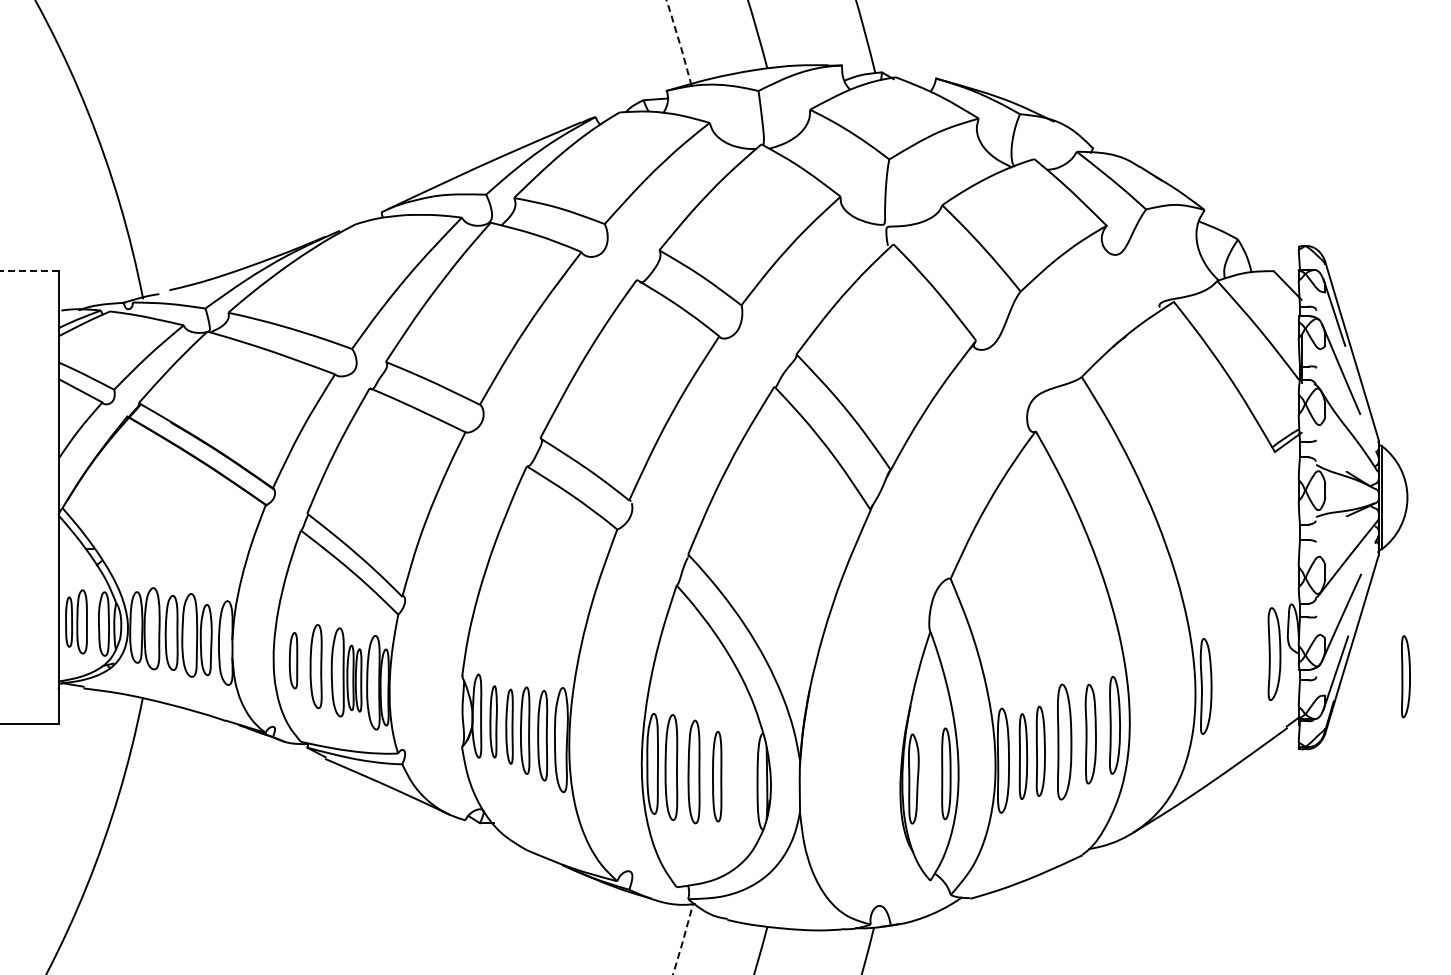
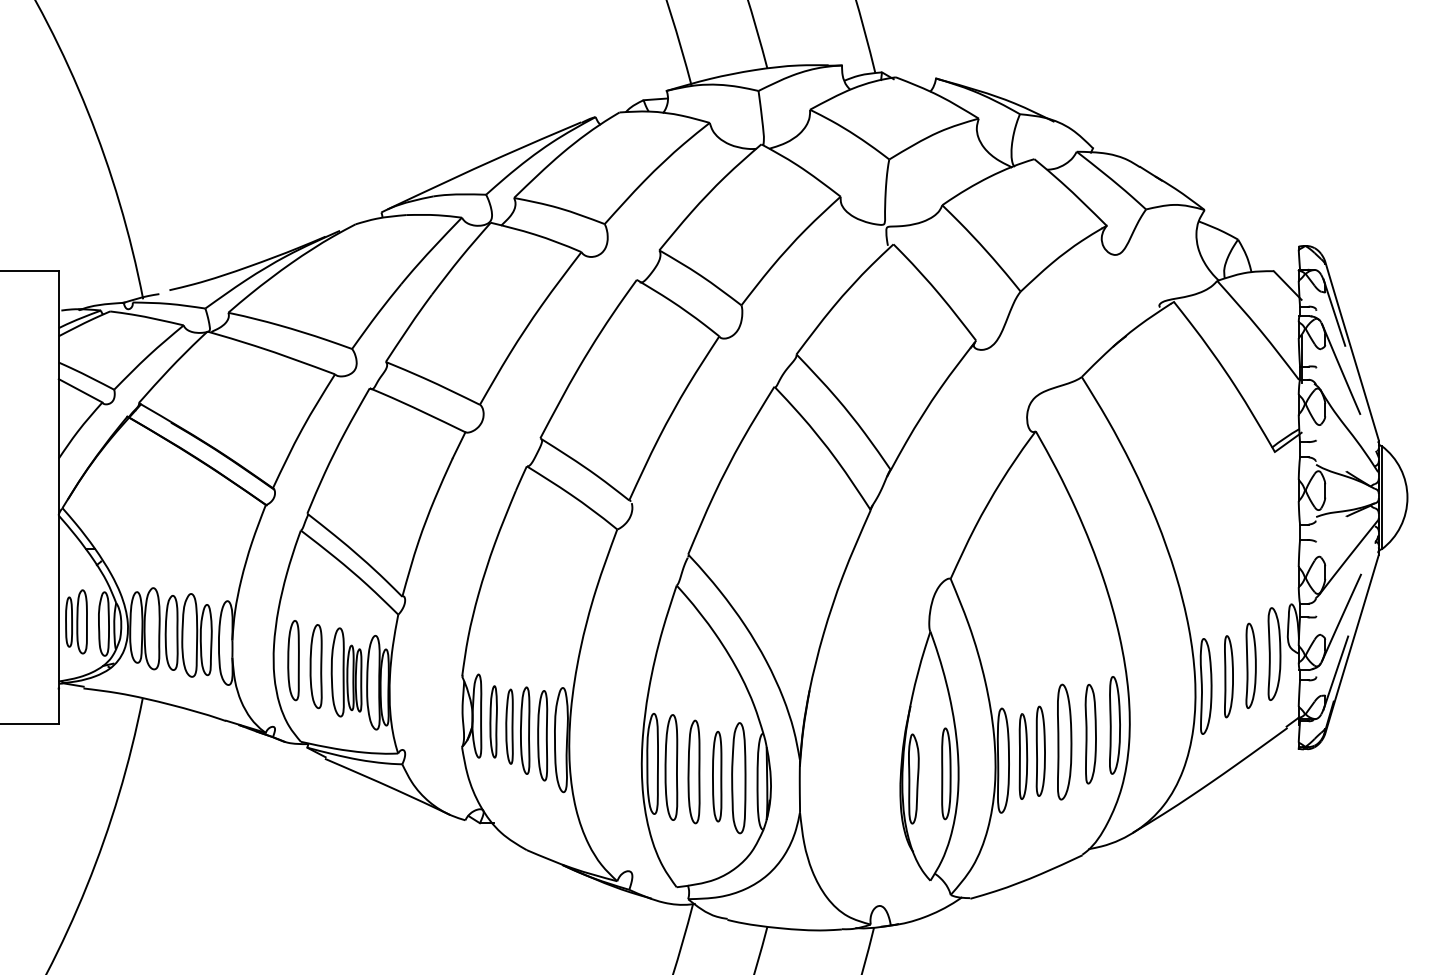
arc: dashed -> solid (669, 8)
line: dashed -> solid (28, 271)
part size: 11x58 px -> 13x82 px (293, 660)
part: none -> present (1250, 665)
part position: (1405, 676) -> (1228, 676) (1228, 676)
part: none -> present (738, 778)
